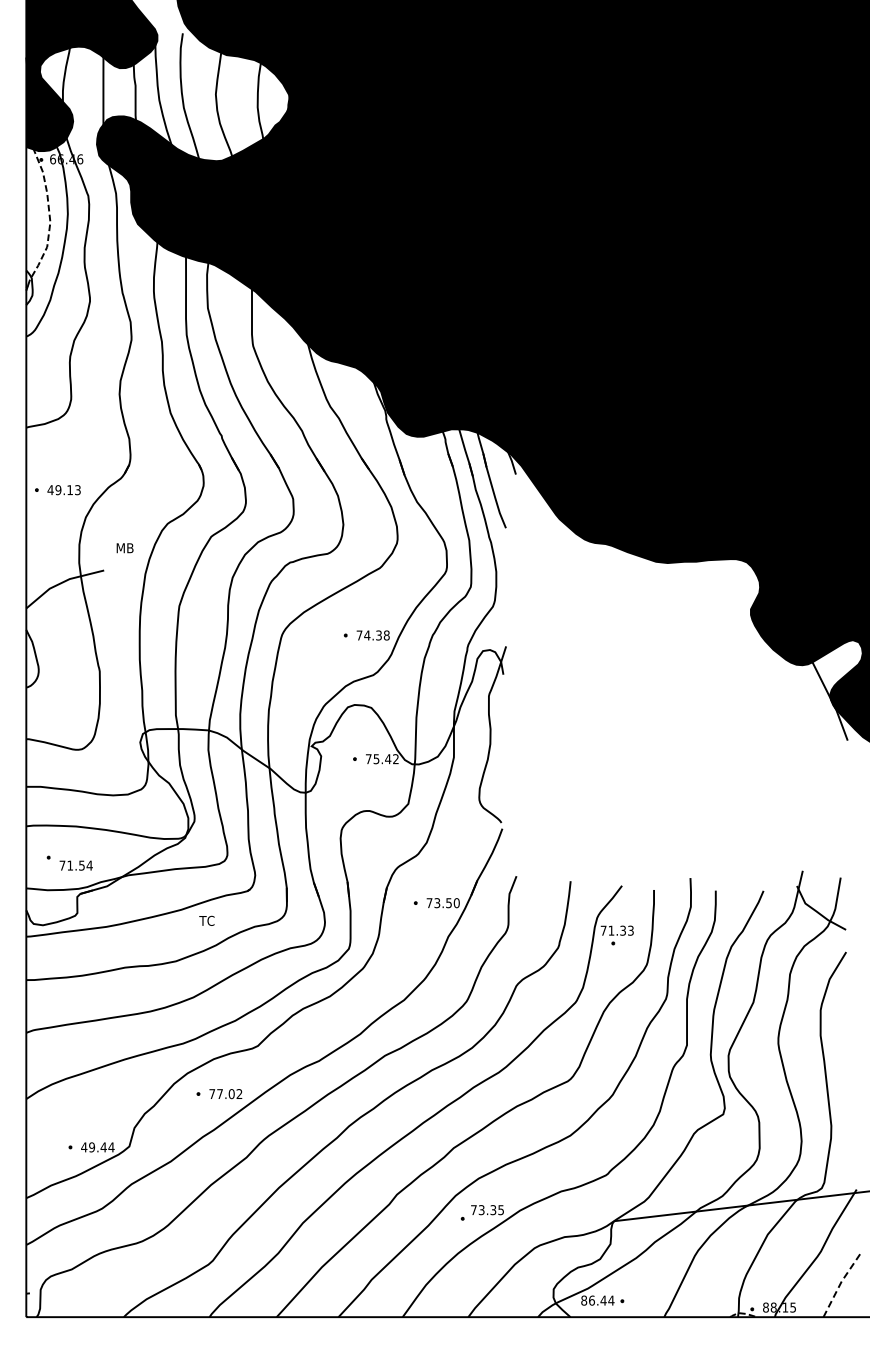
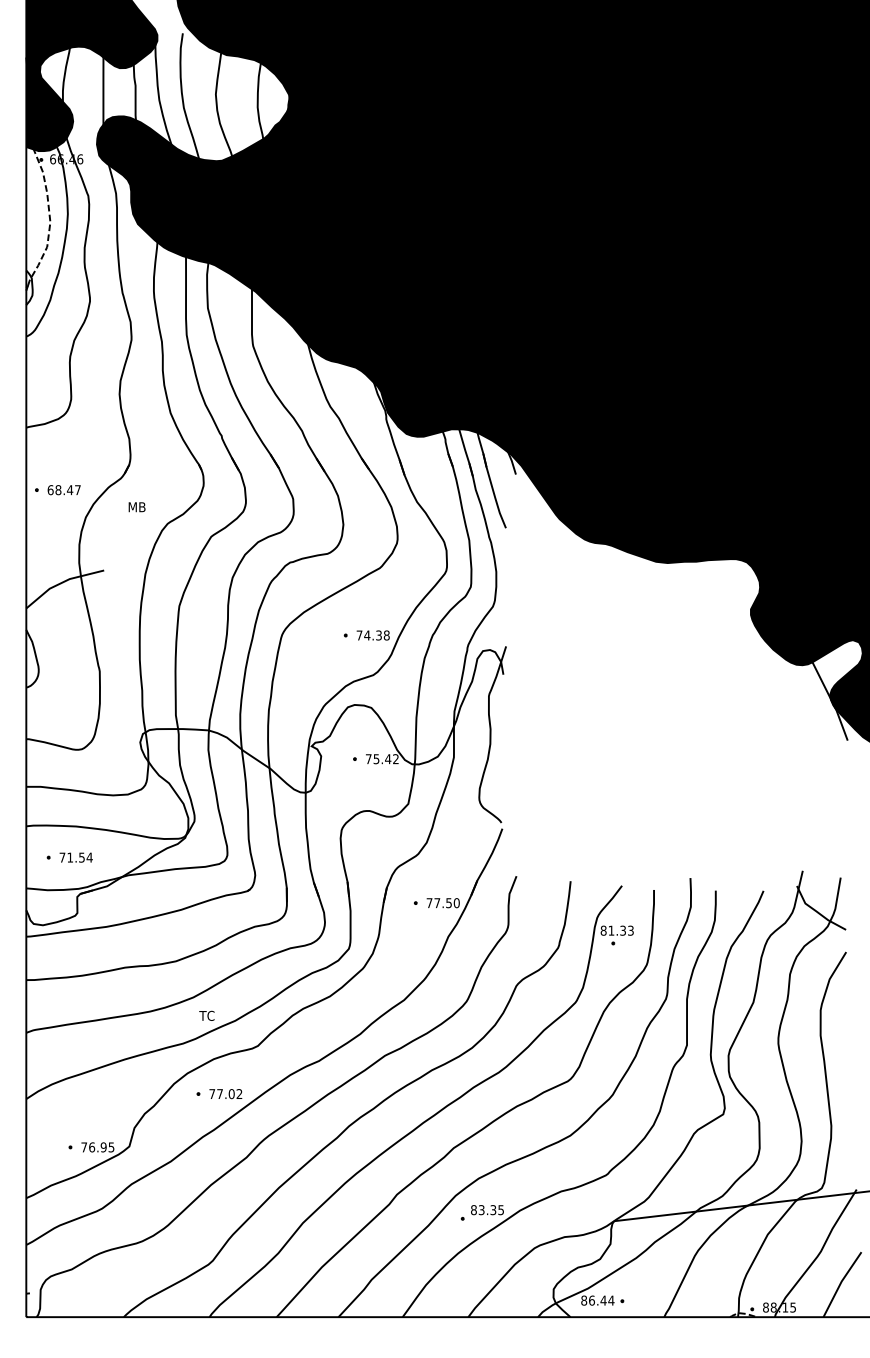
text: 49.13 -> 68.47 (63, 490)
text position: (124, 548) -> (136, 507) (136, 507)
text position: (75, 865) -> (75, 857) (75, 857)
text: 73.50 -> 77.50 (437, 903)
text position: (206, 920) -> (206, 1015) (206, 1015)
text: 71.33 -> 81.33 (603, 930)
text: 49.44 -> 76.95 (97, 1147)
text: 73.35 -> 83.35 (473, 1210)
line: dashed -> solid (840, 1283)
